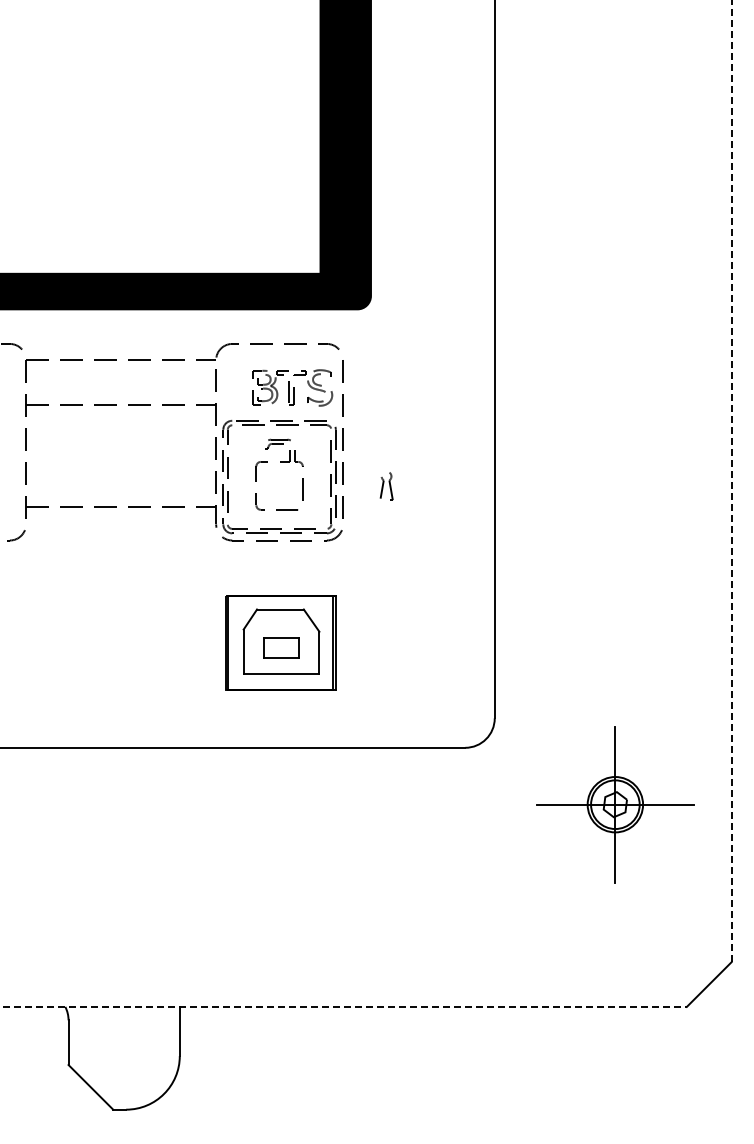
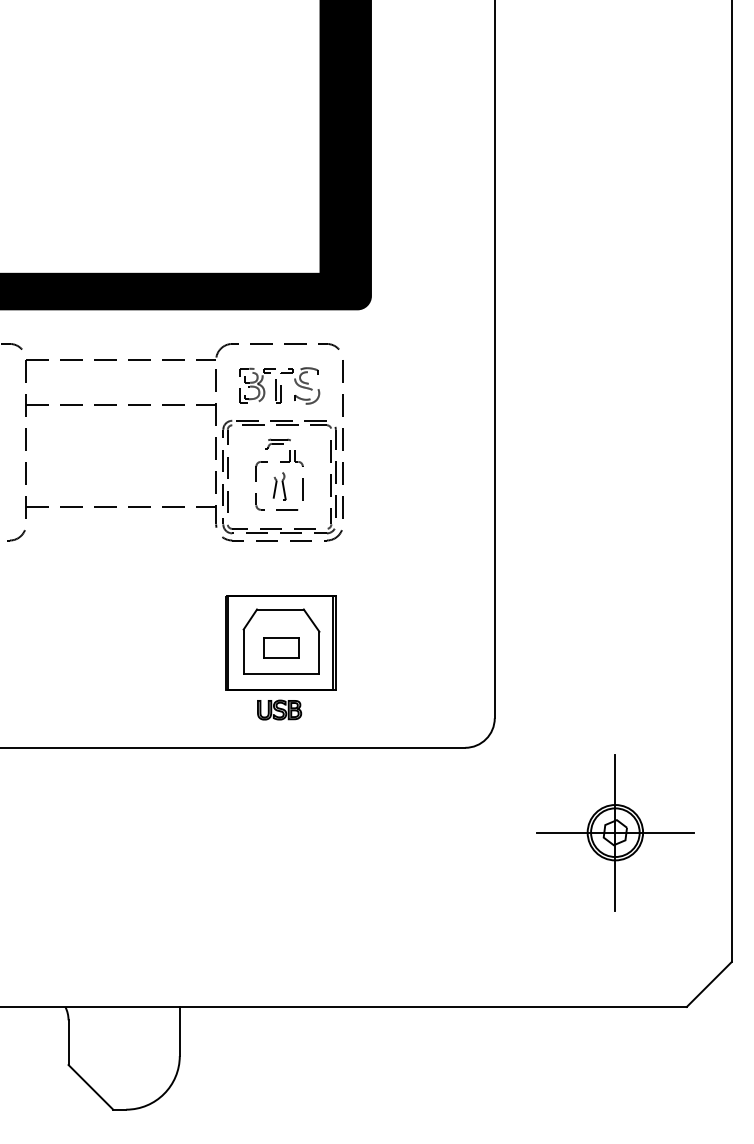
part position: (292, 387) -> (279, 385) (279, 385)
line: dashed -> solid (731, 481)
part position: (386, 486) -> (279, 486) (279, 486)
part: none -> present (279, 709)
part position: (615, 804) -> (615, 832) (615, 832)
line: dashed -> solid (344, 1006)
